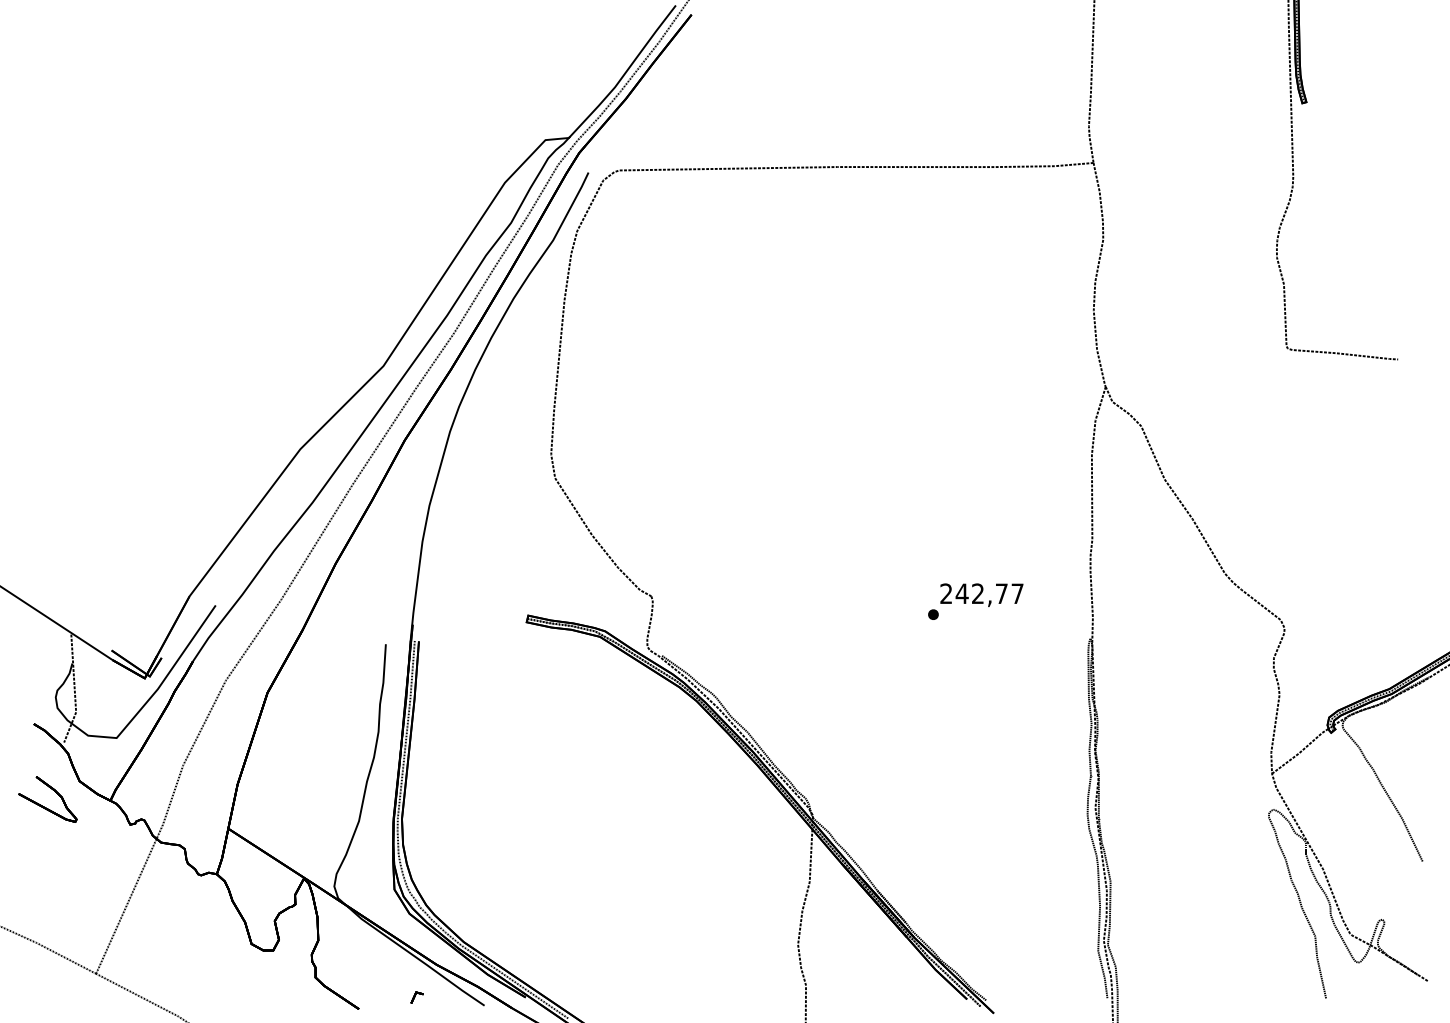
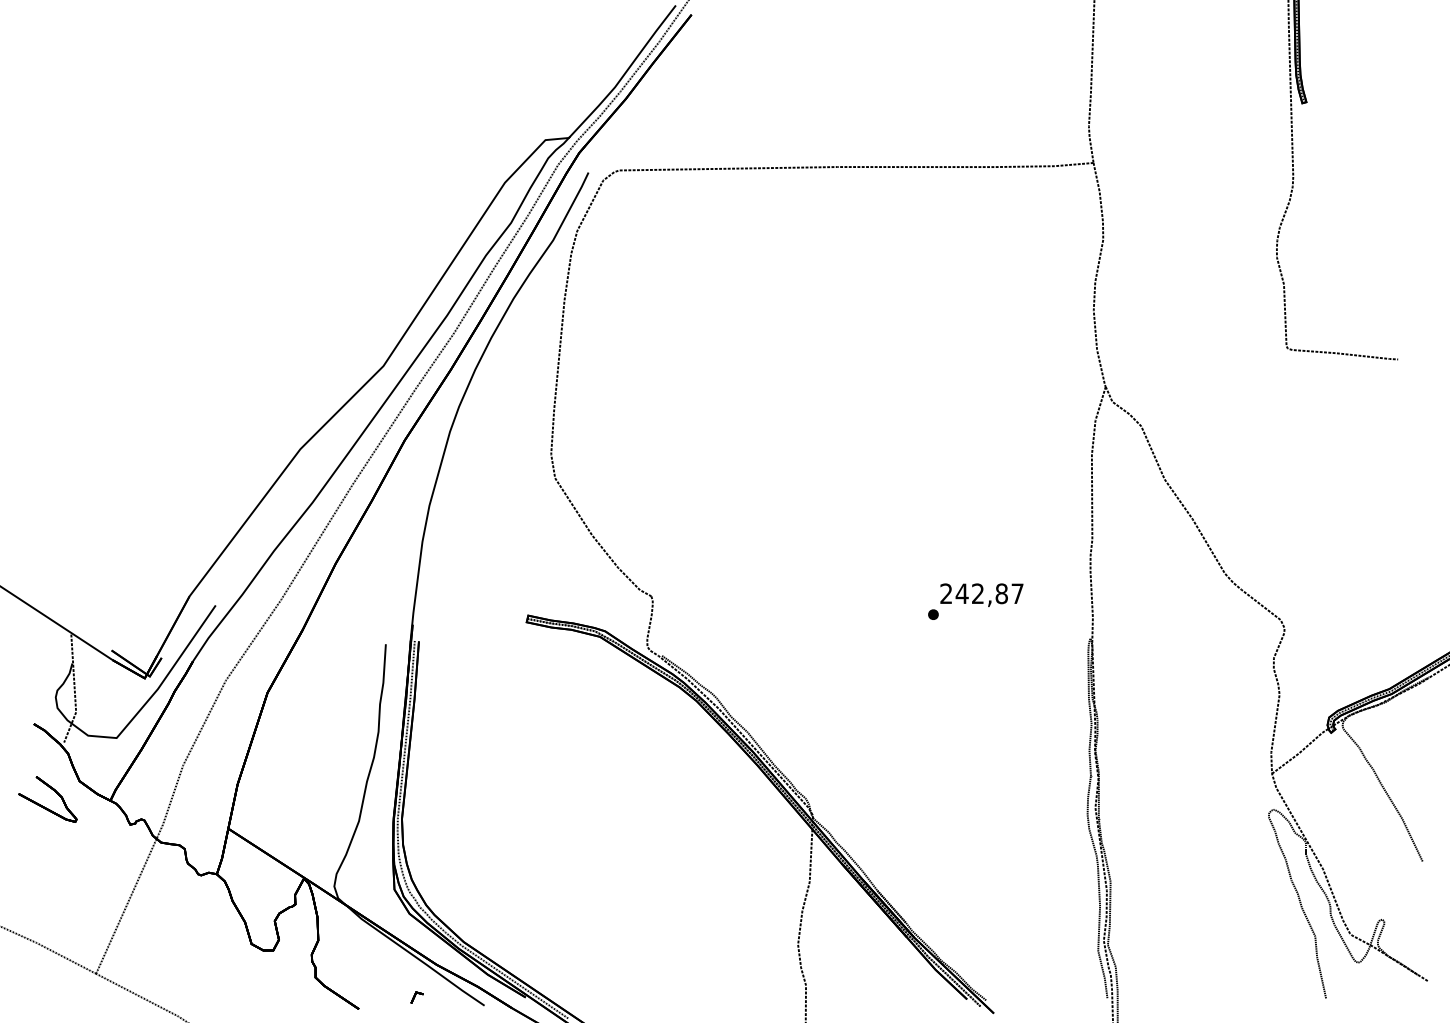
text: 242,77 -> 242,87 (1001, 593)
